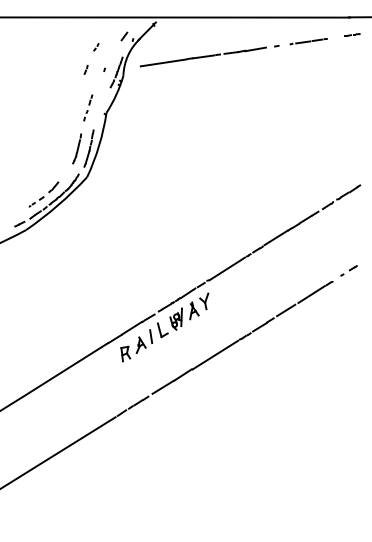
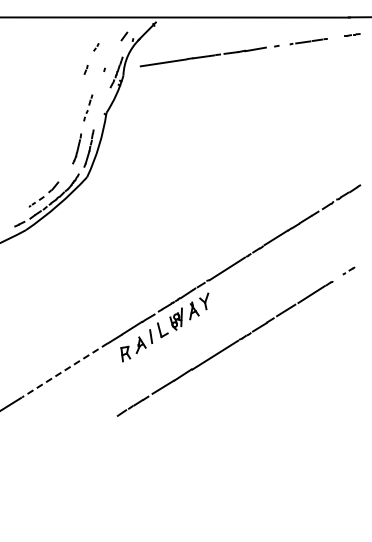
part size: 18x12 px -> 14x10 px (348, 270)
line: solid -> dashed (65, 370)
line: present -> none (58, 452)
